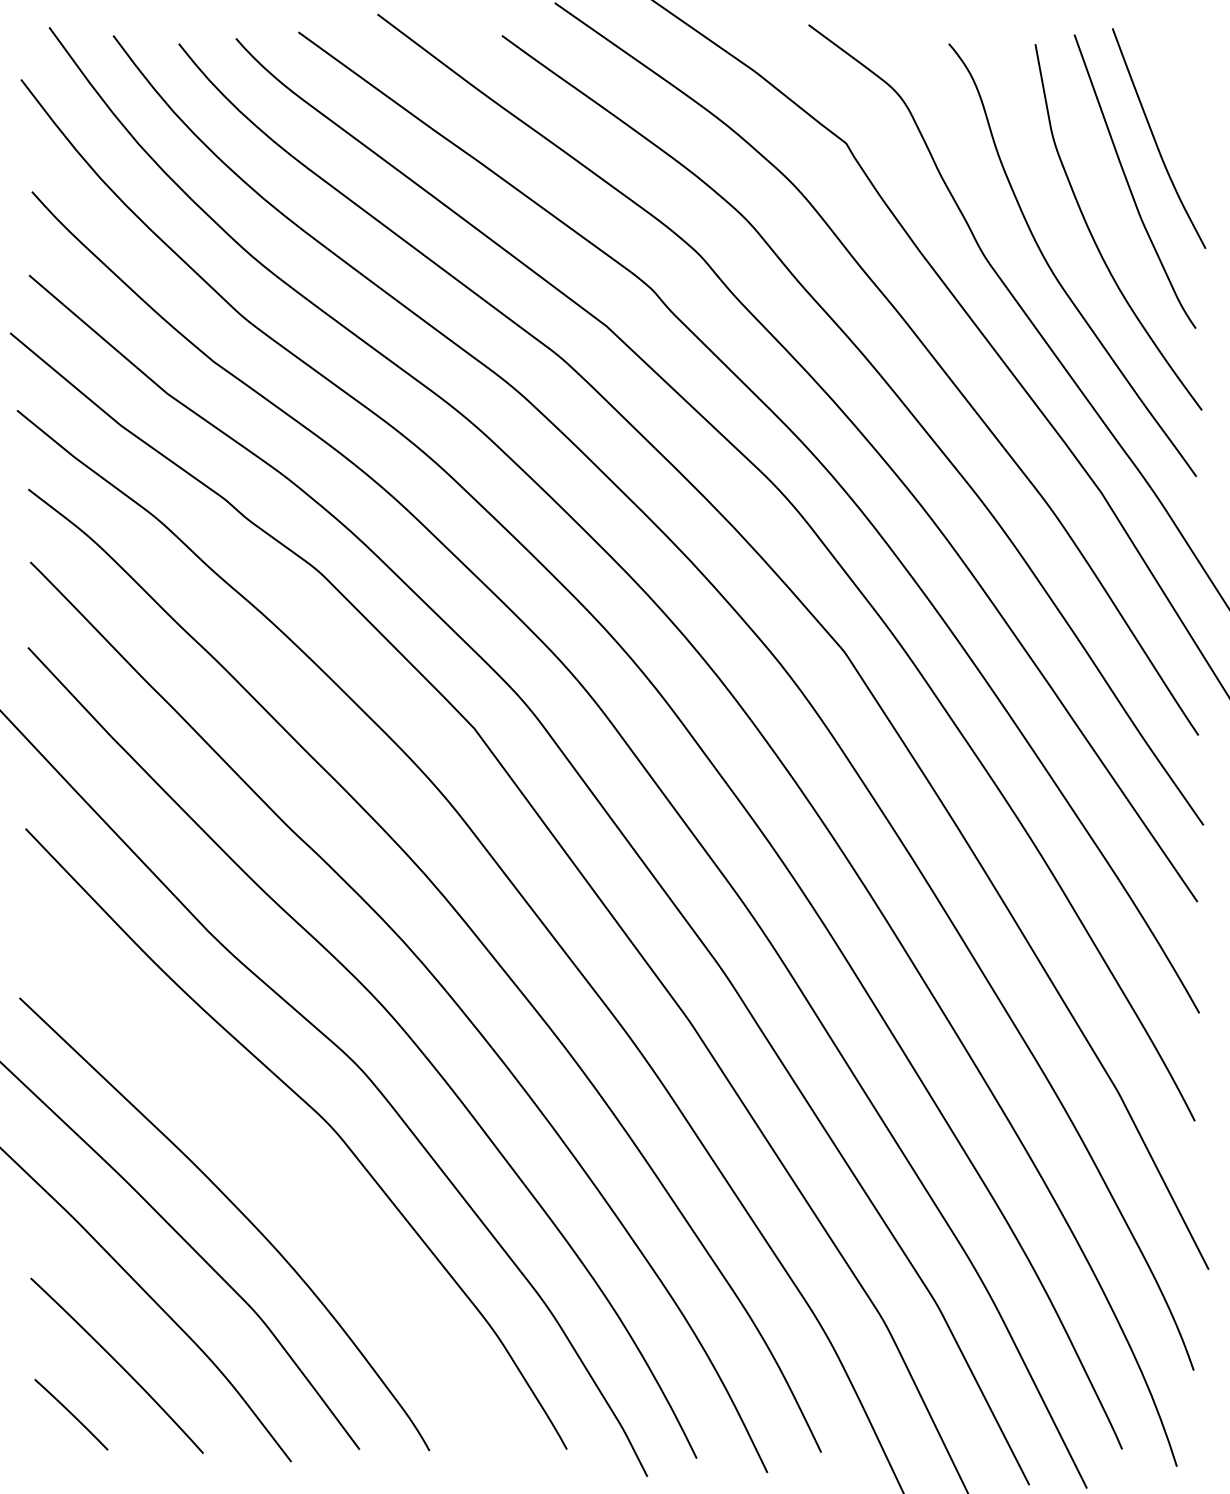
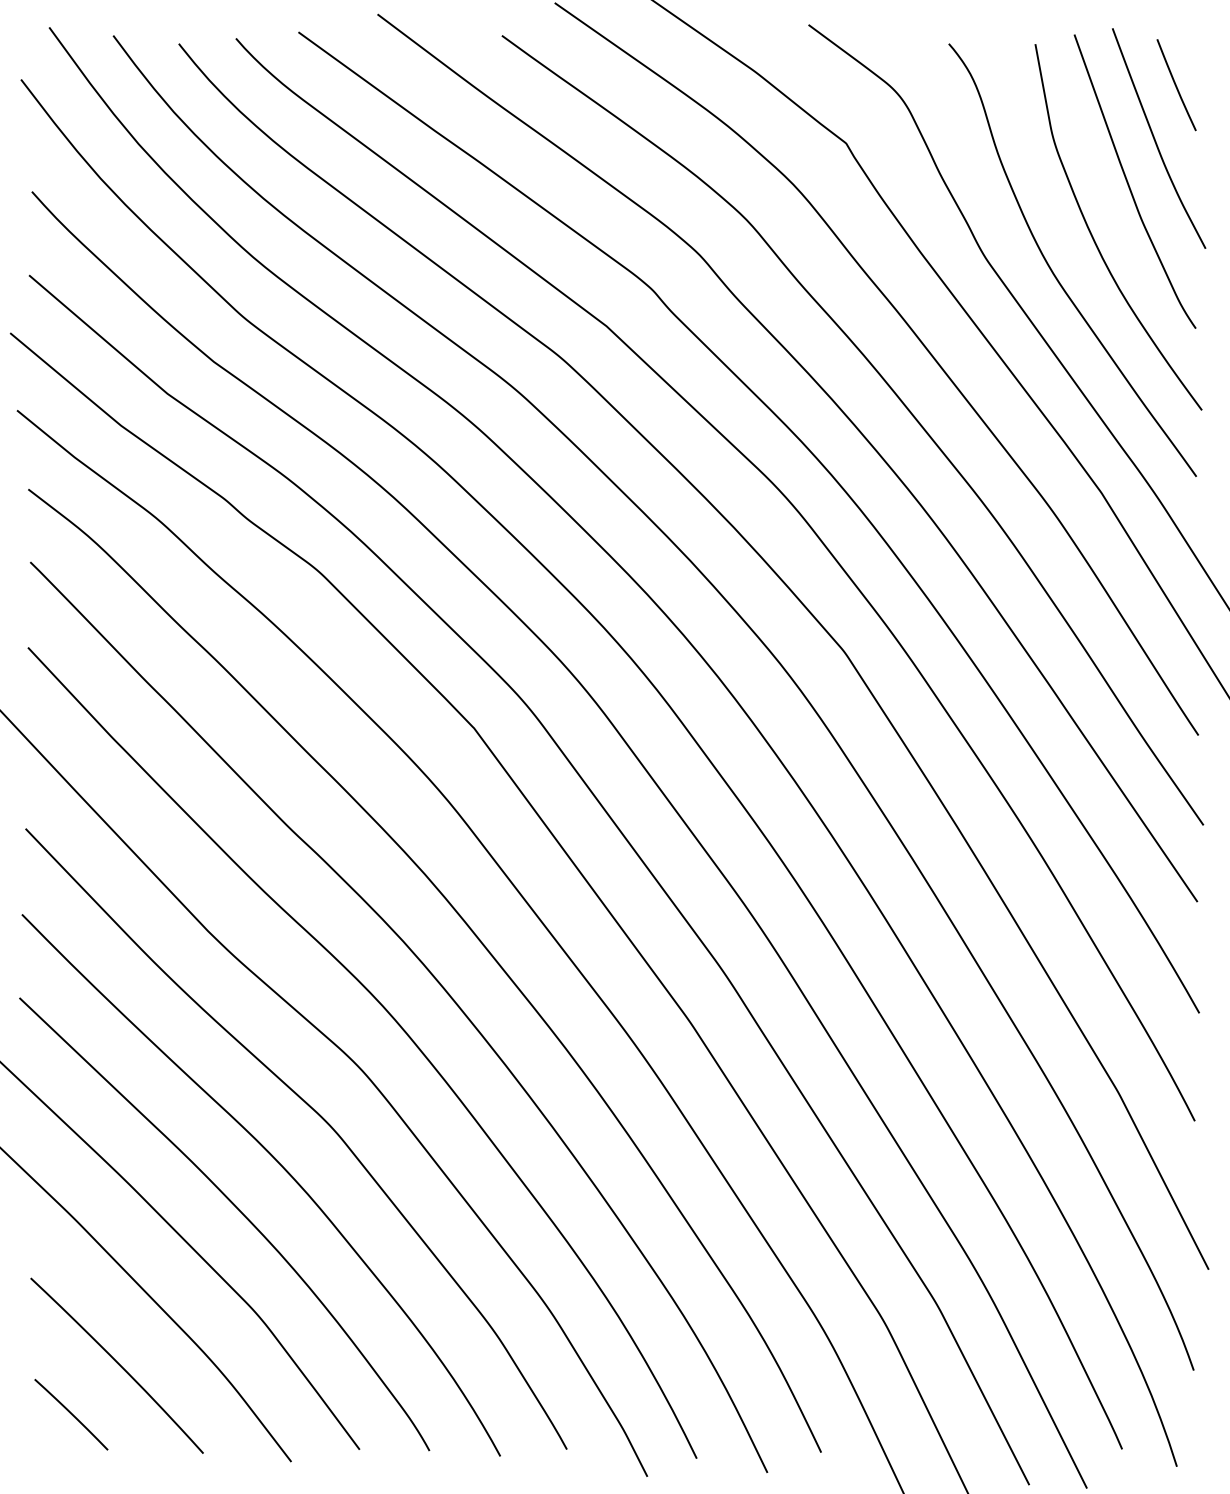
line: none -> present (1176, 85)
curve: none -> present (282, 1168)
